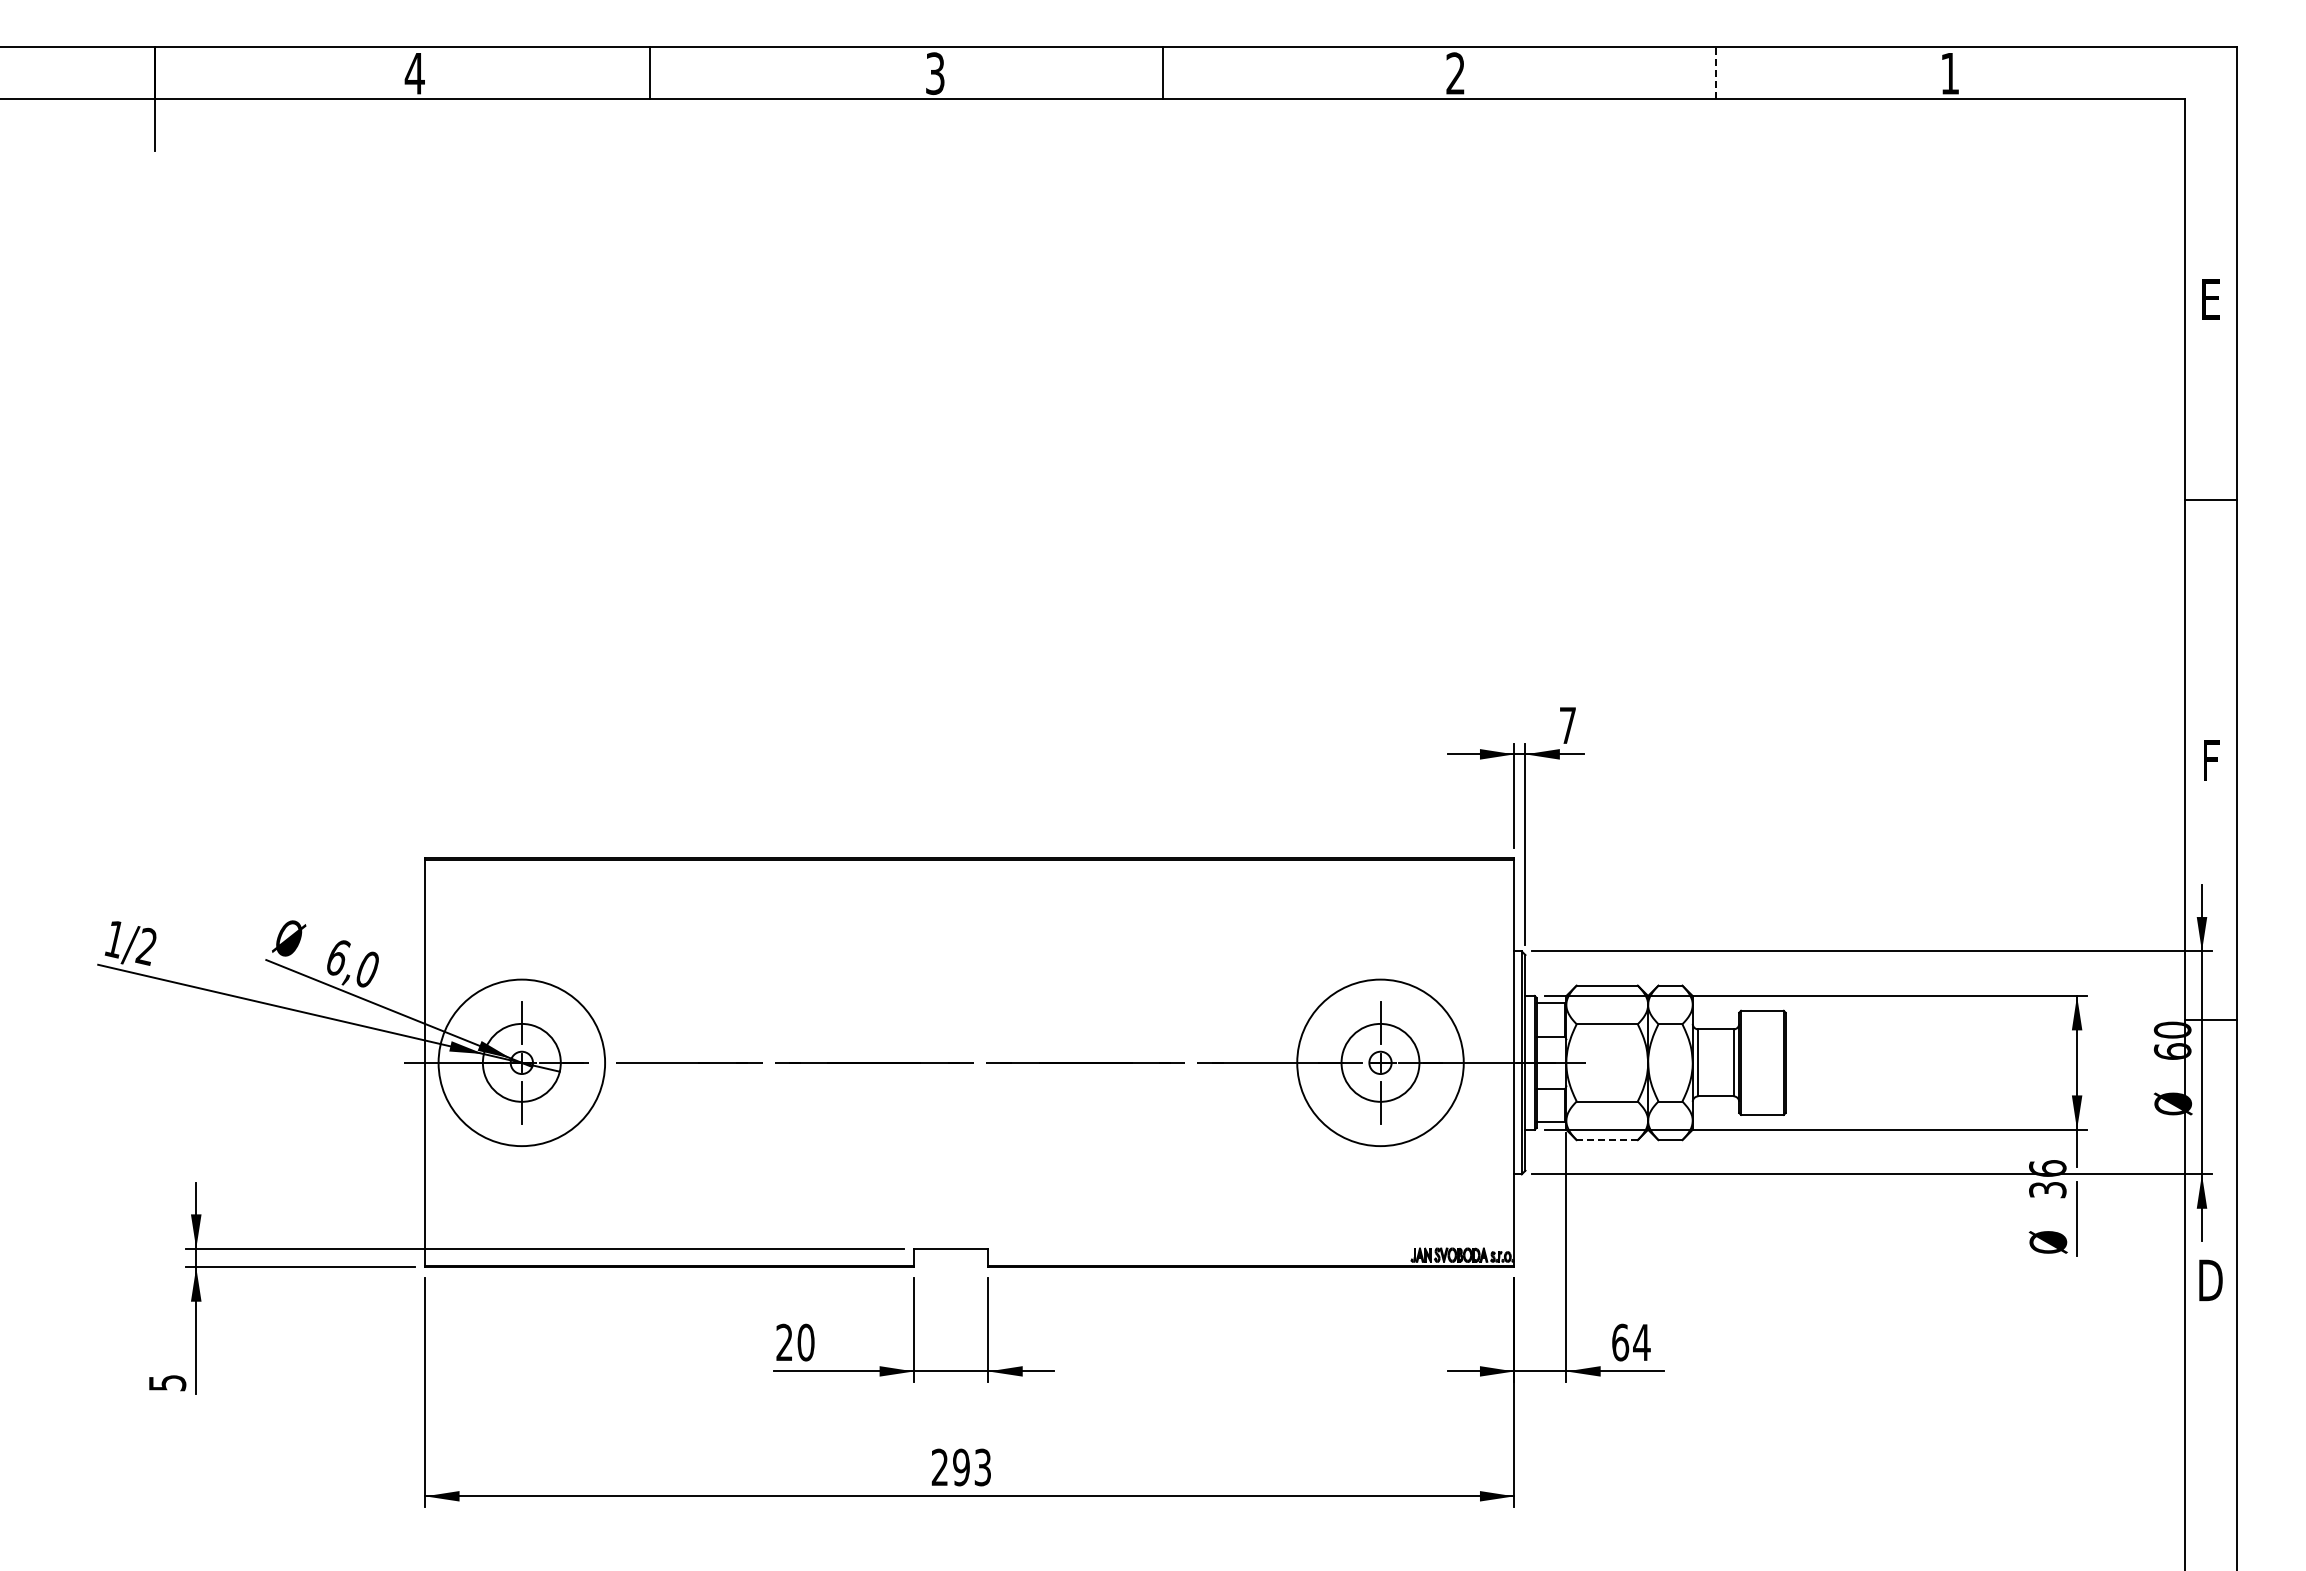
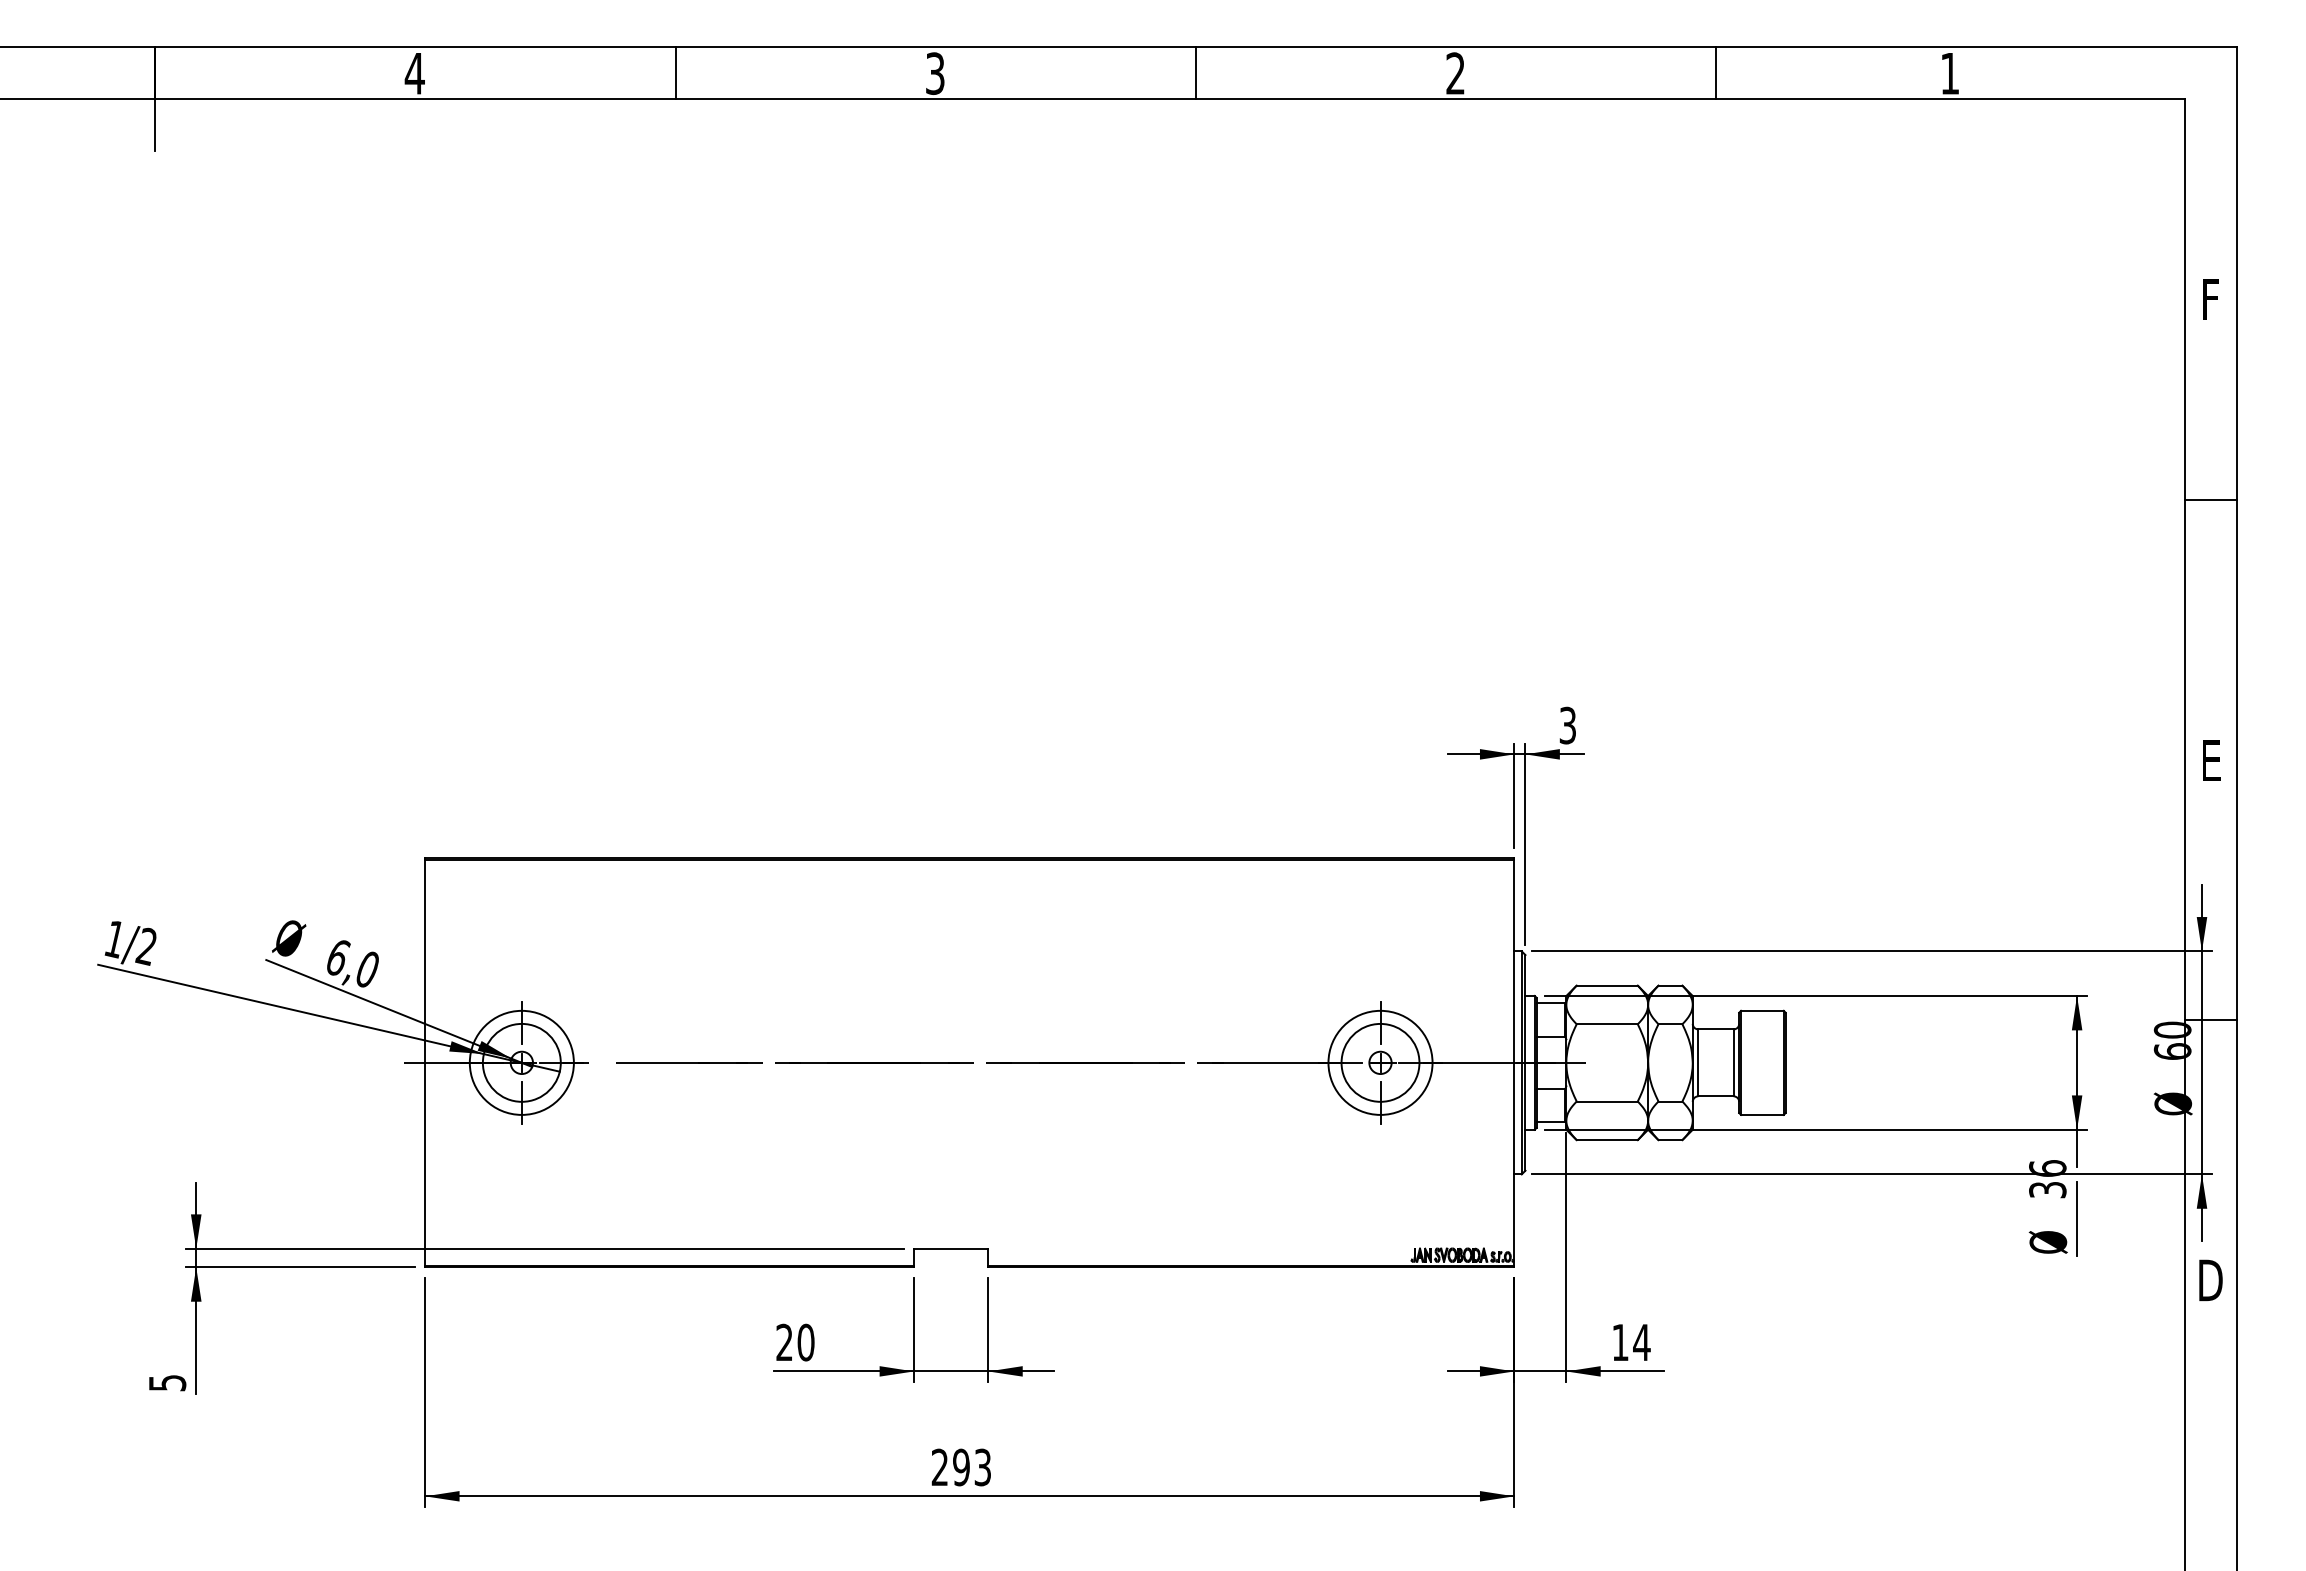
line: dashed -> solid (1716, 72)
line position: (649, 73) -> (675, 73) (675, 73)
line position: (1163, 73) -> (1196, 73) (1196, 73)
text: E -> F (2210, 299)
text: 7 -> 3 (1567, 725)
text: F -> E (2211, 760)
circle diameter: 167 px -> 104 px (521, 1062)
circle diameter: 167 px -> 104 px (1380, 1062)
line: dashed -> solid (1607, 1140)
text: 64 -> 14 (1620, 1342)
